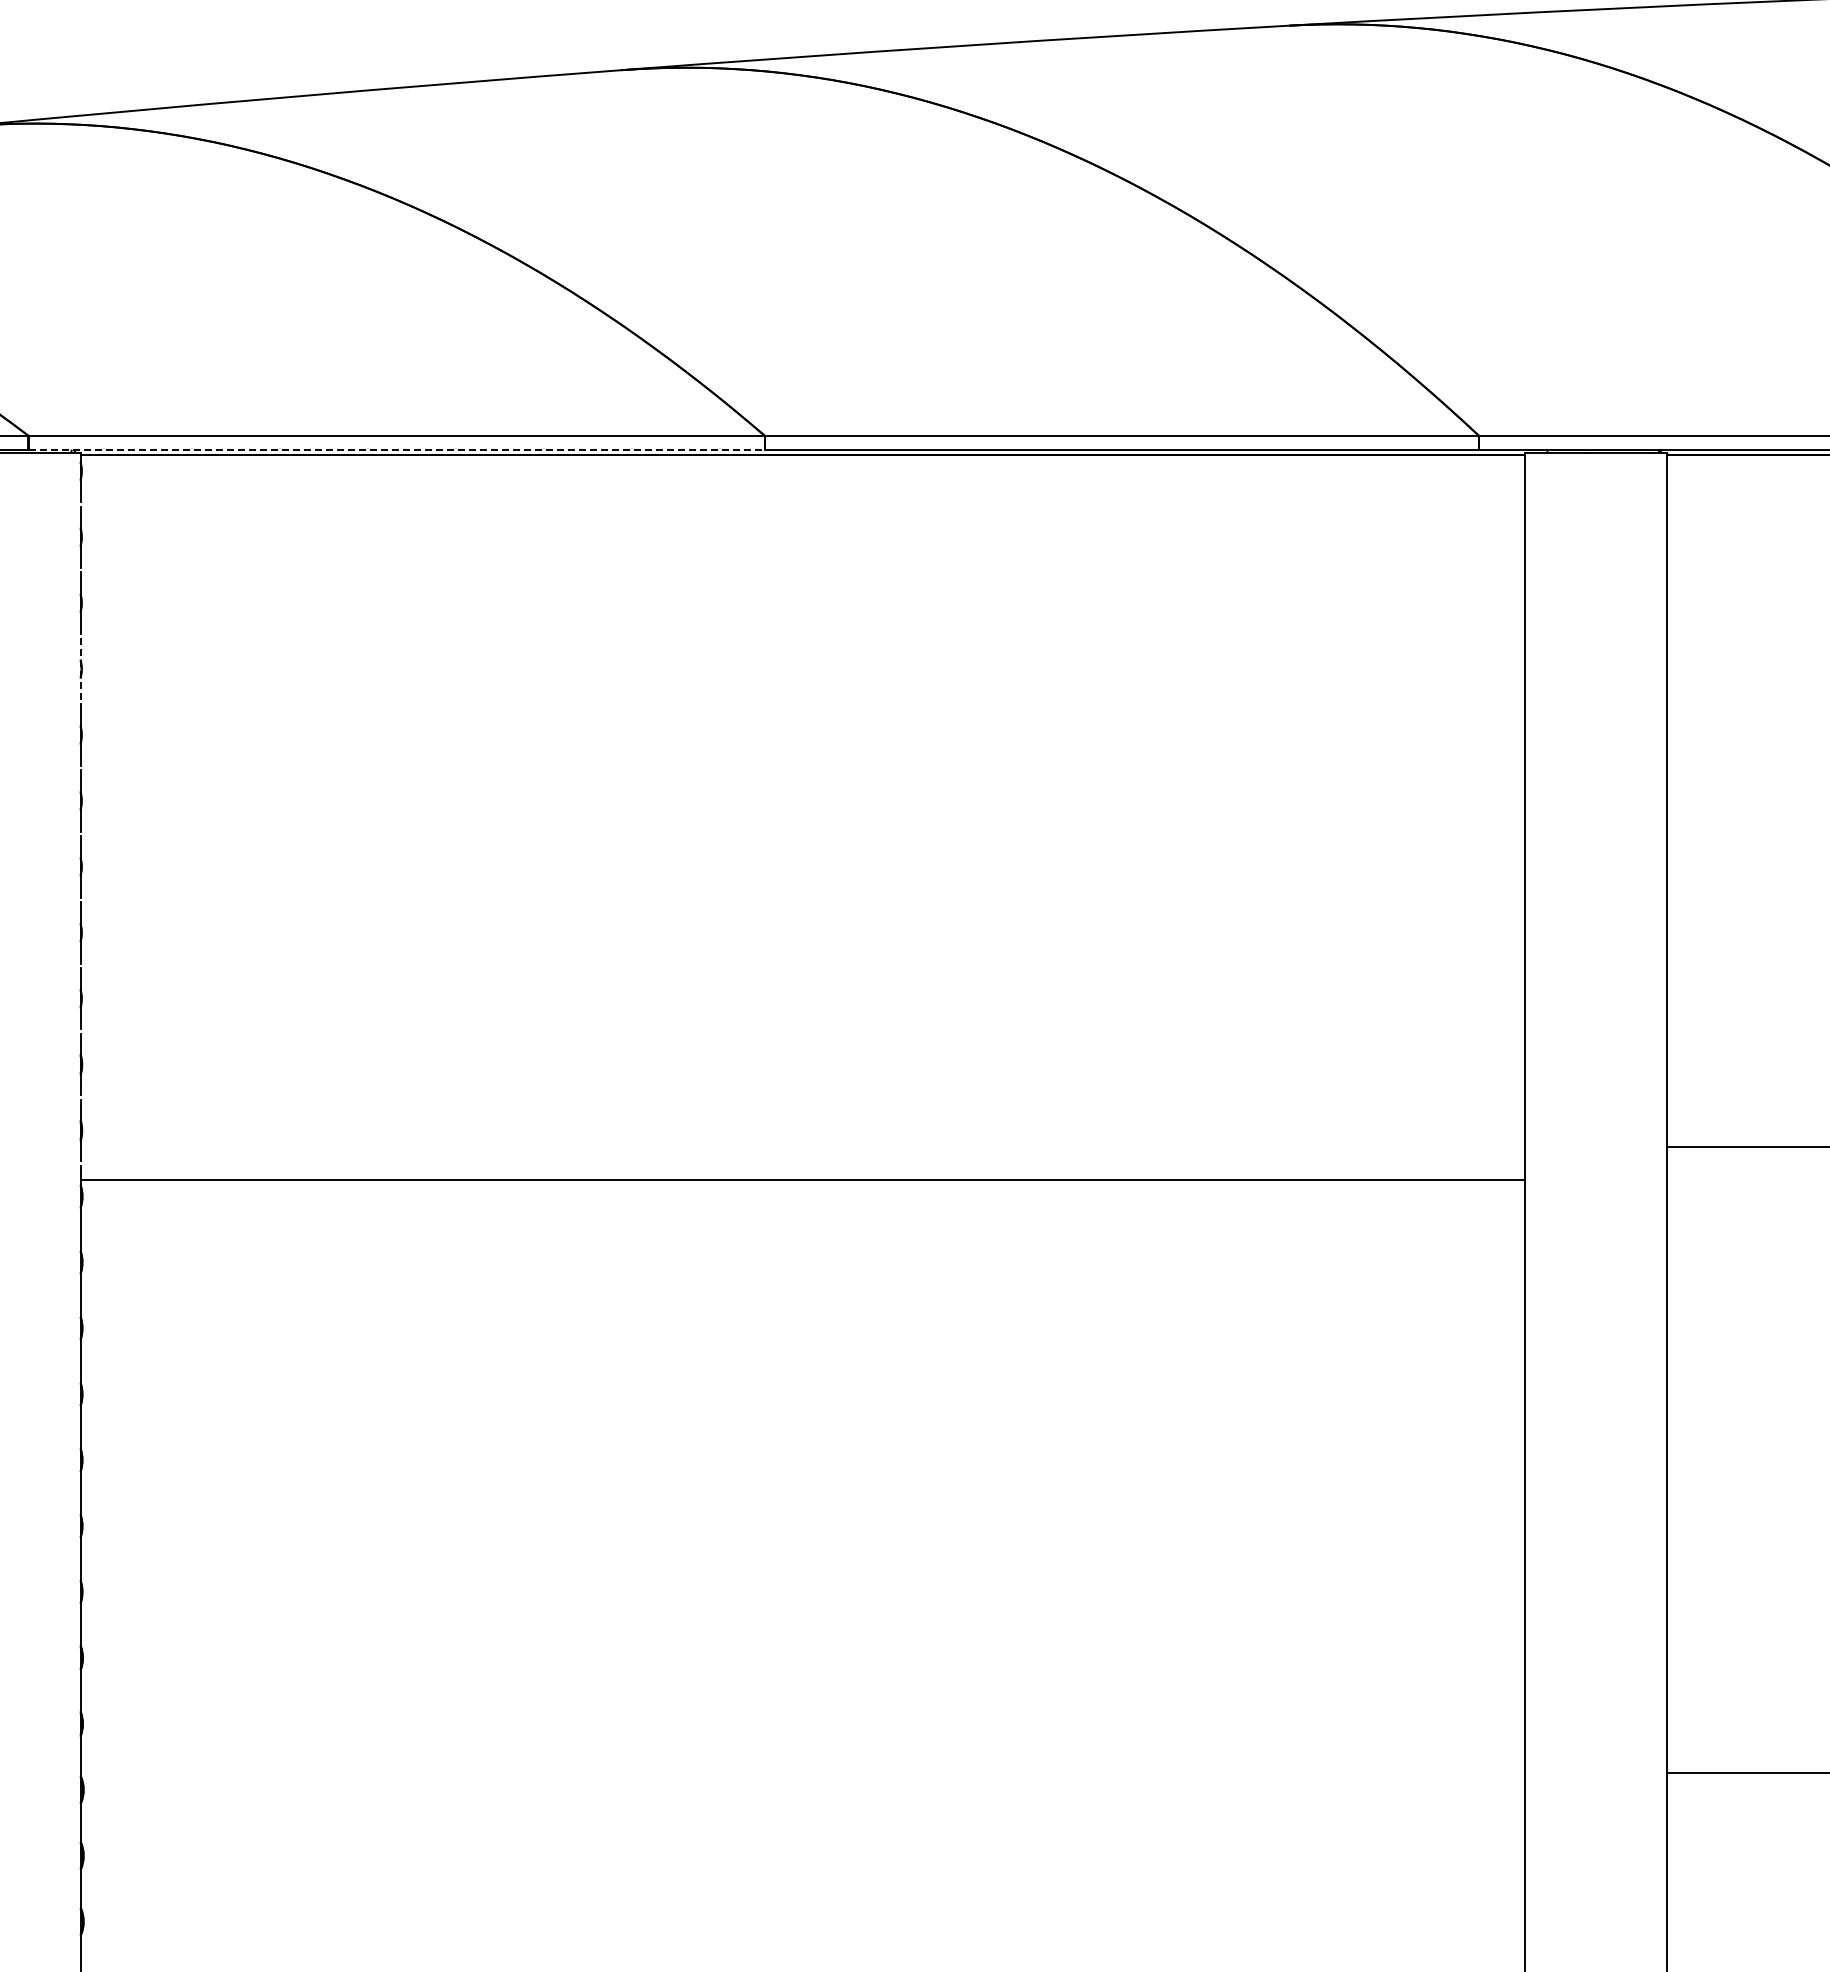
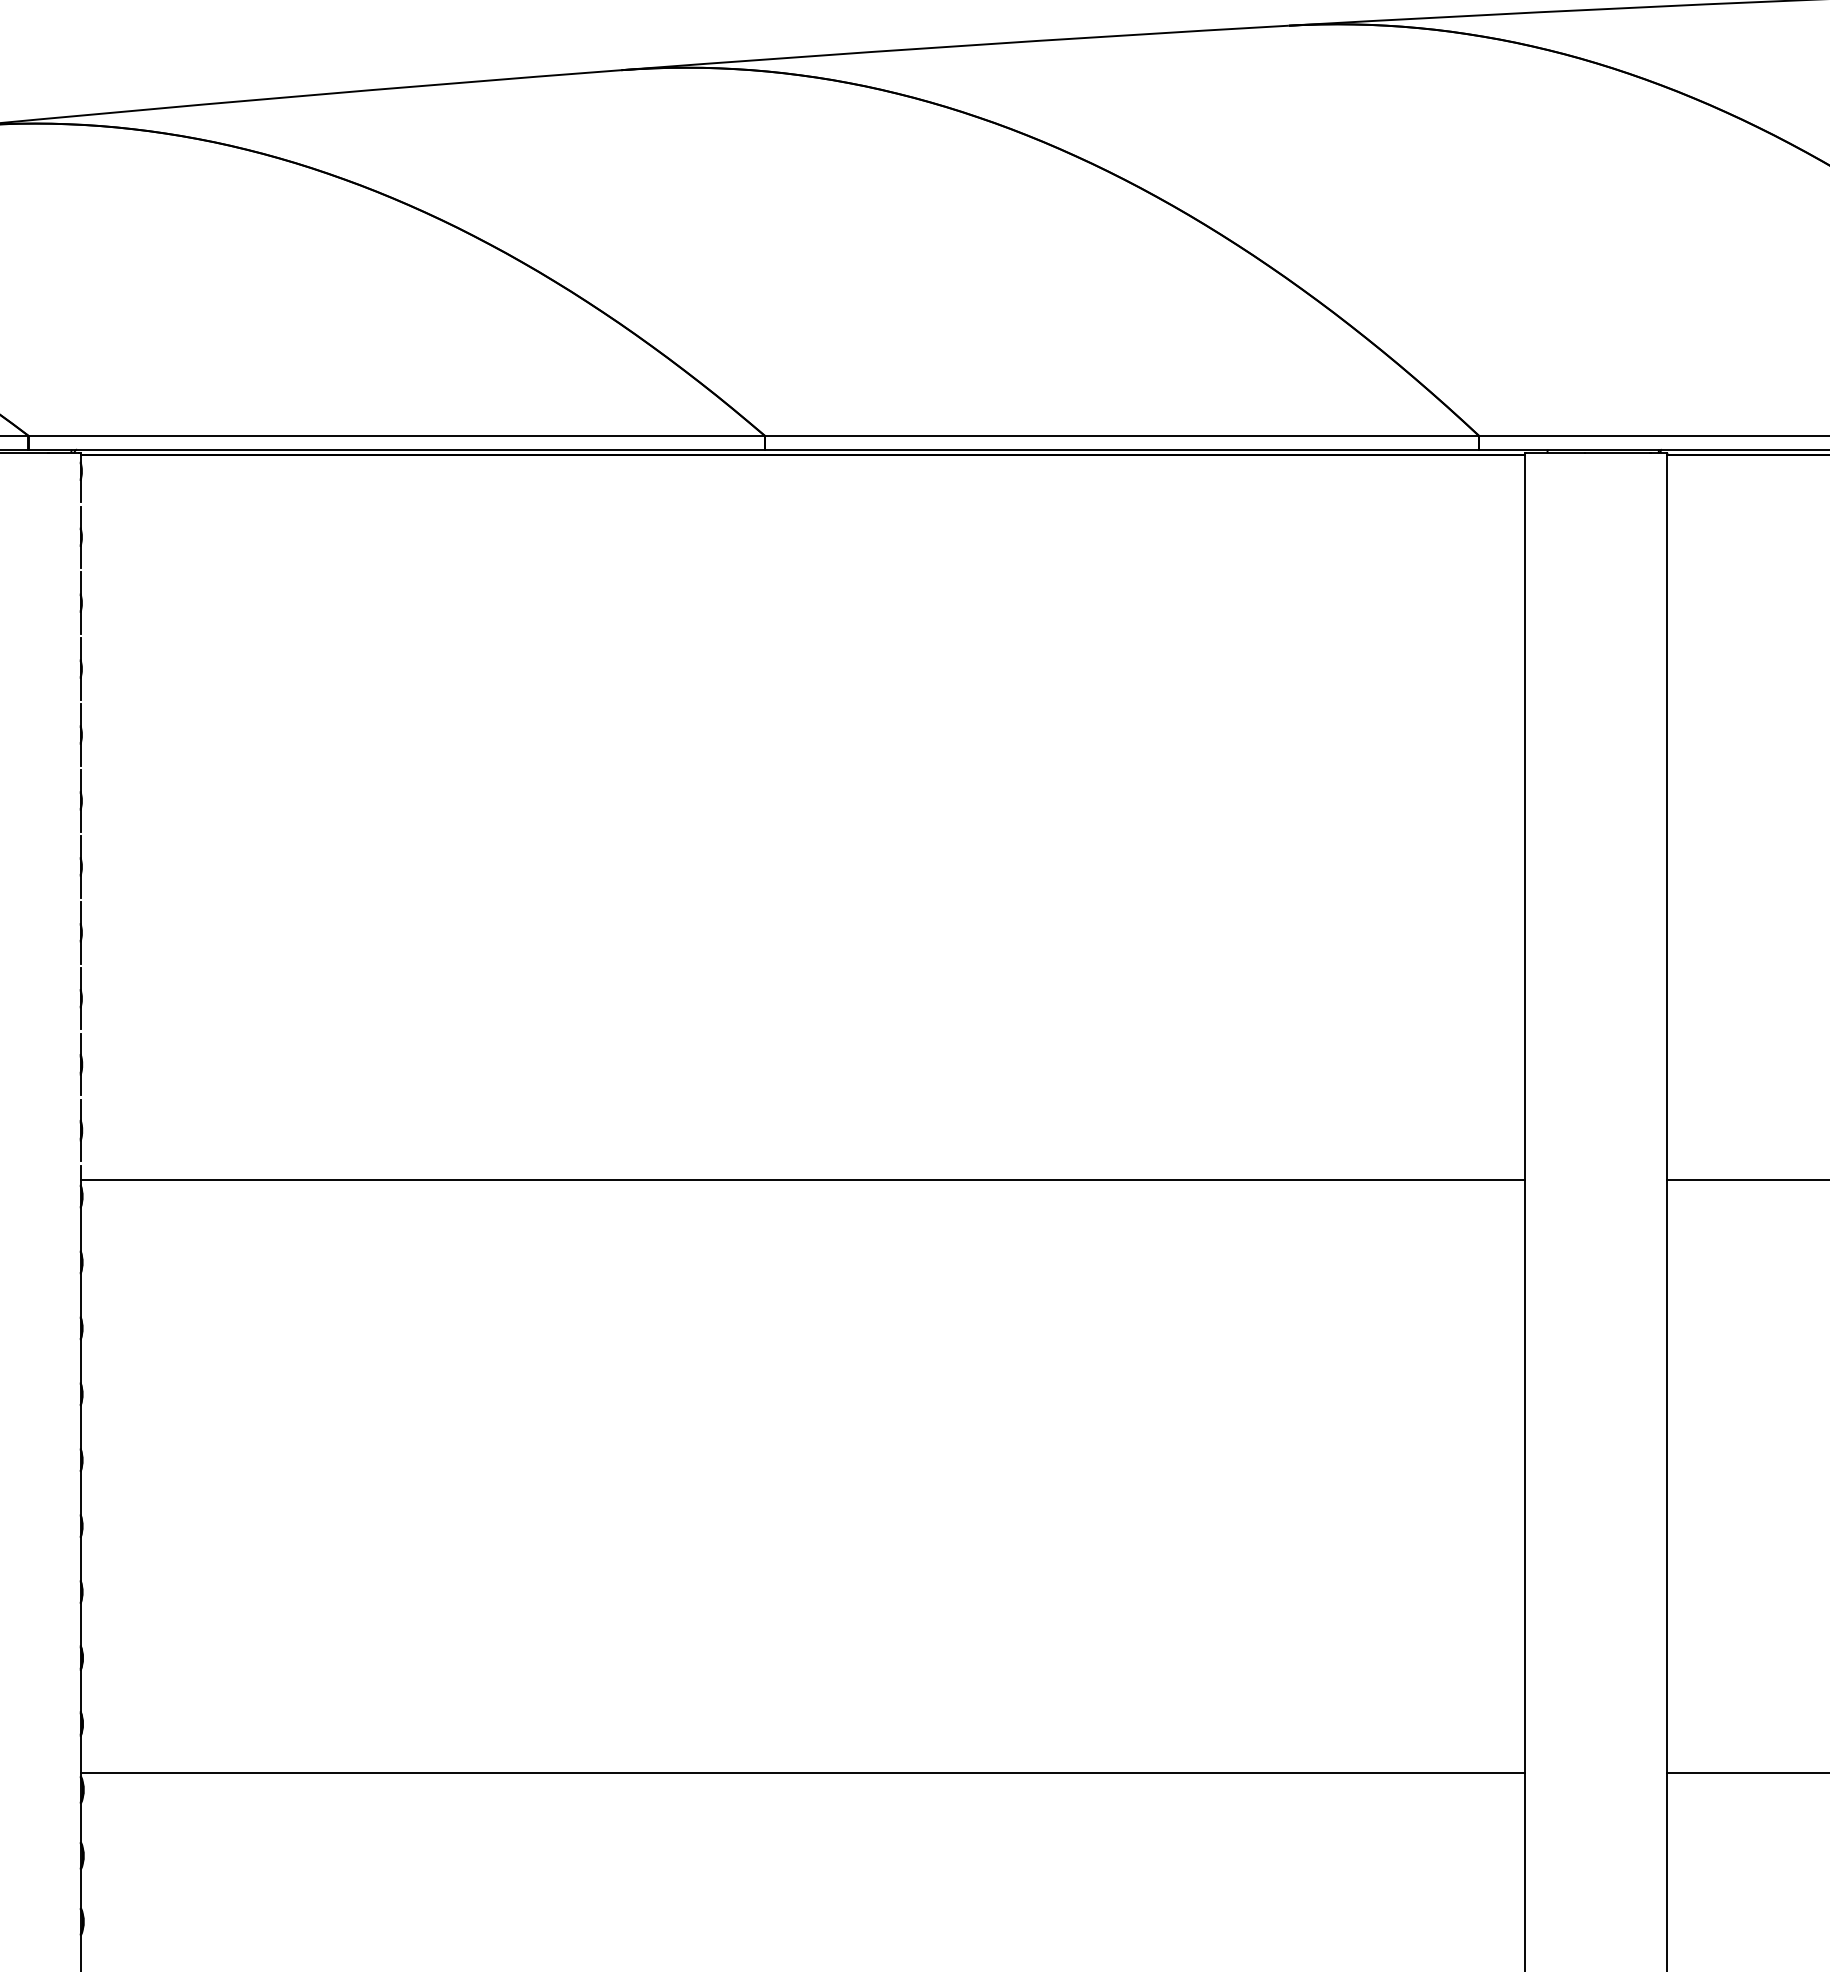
line: dashed -> solid (397, 449)
line: dashed -> solid (80, 669)
line position: (1746, 1147) -> (1746, 1180) (1746, 1180)
line: none -> present (802, 1773)
